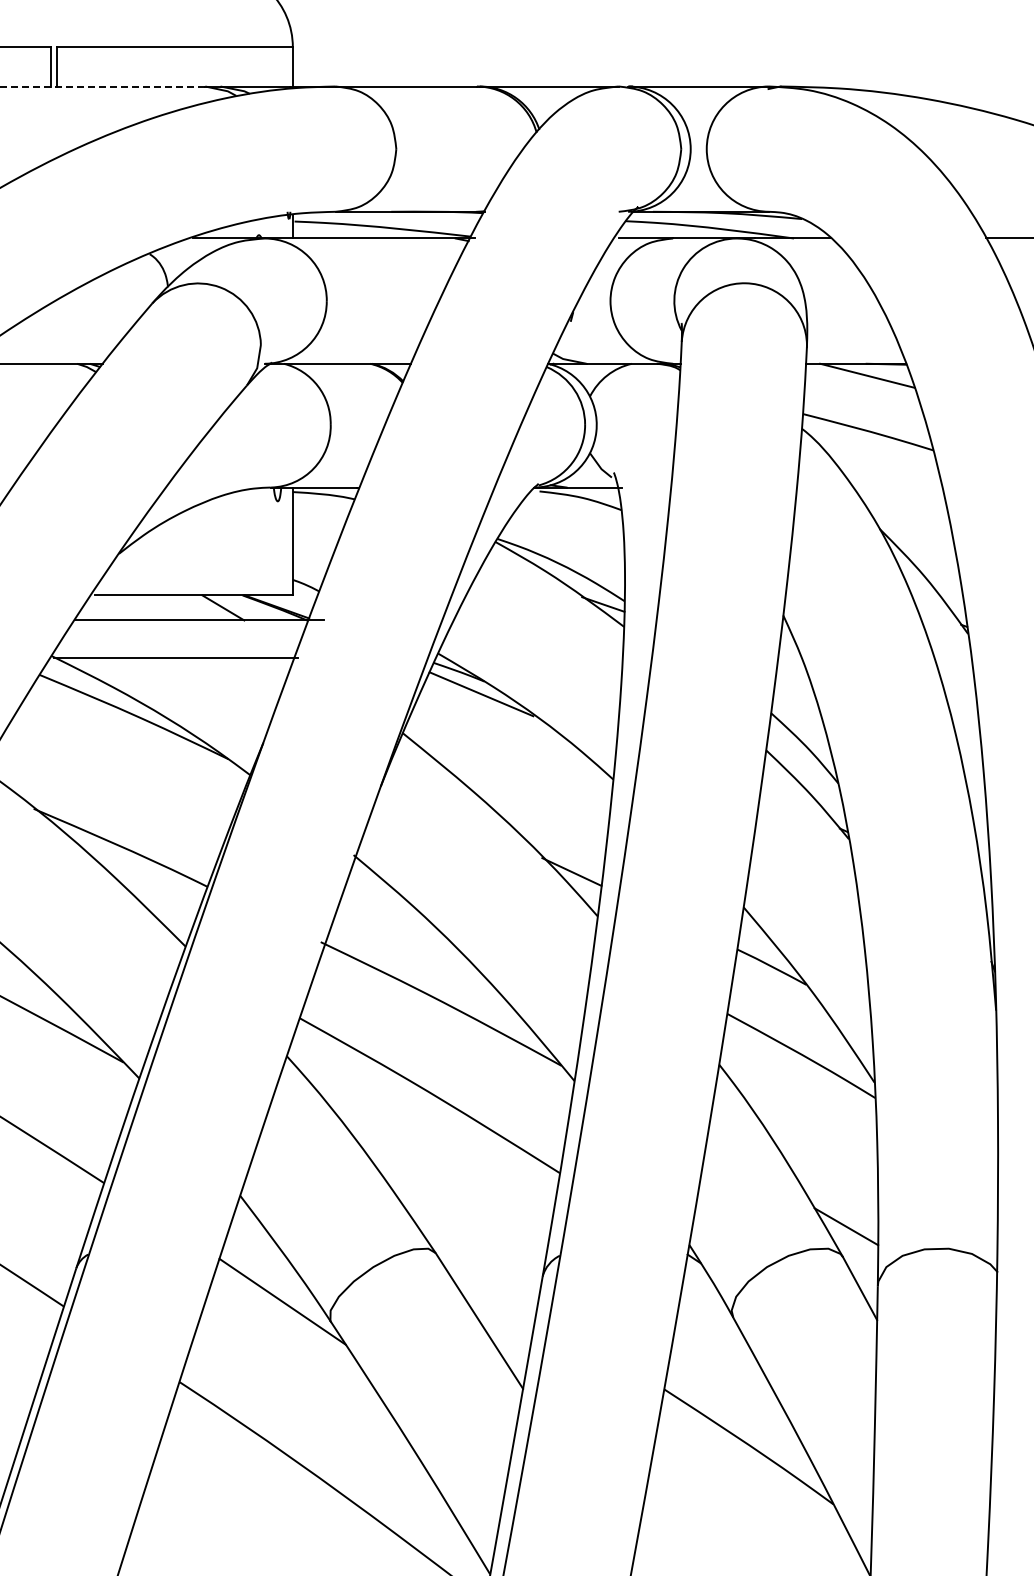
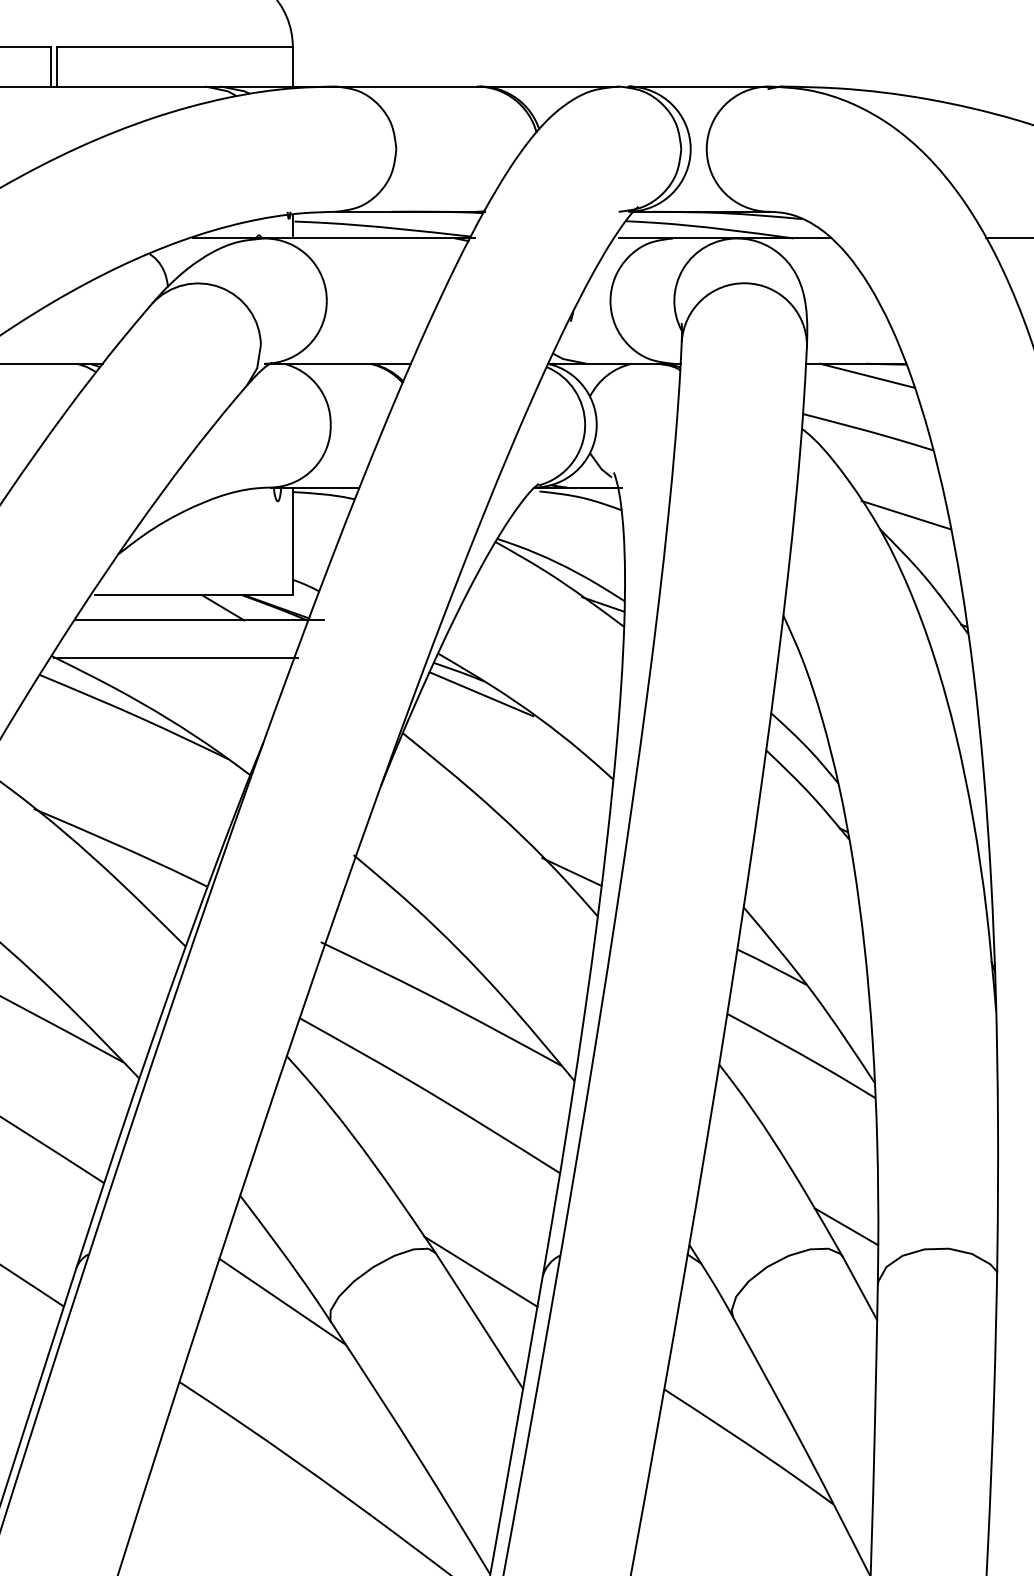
line: dashed -> solid (102, 86)
line: none -> present (905, 515)
line: none -> present (480, 1271)
